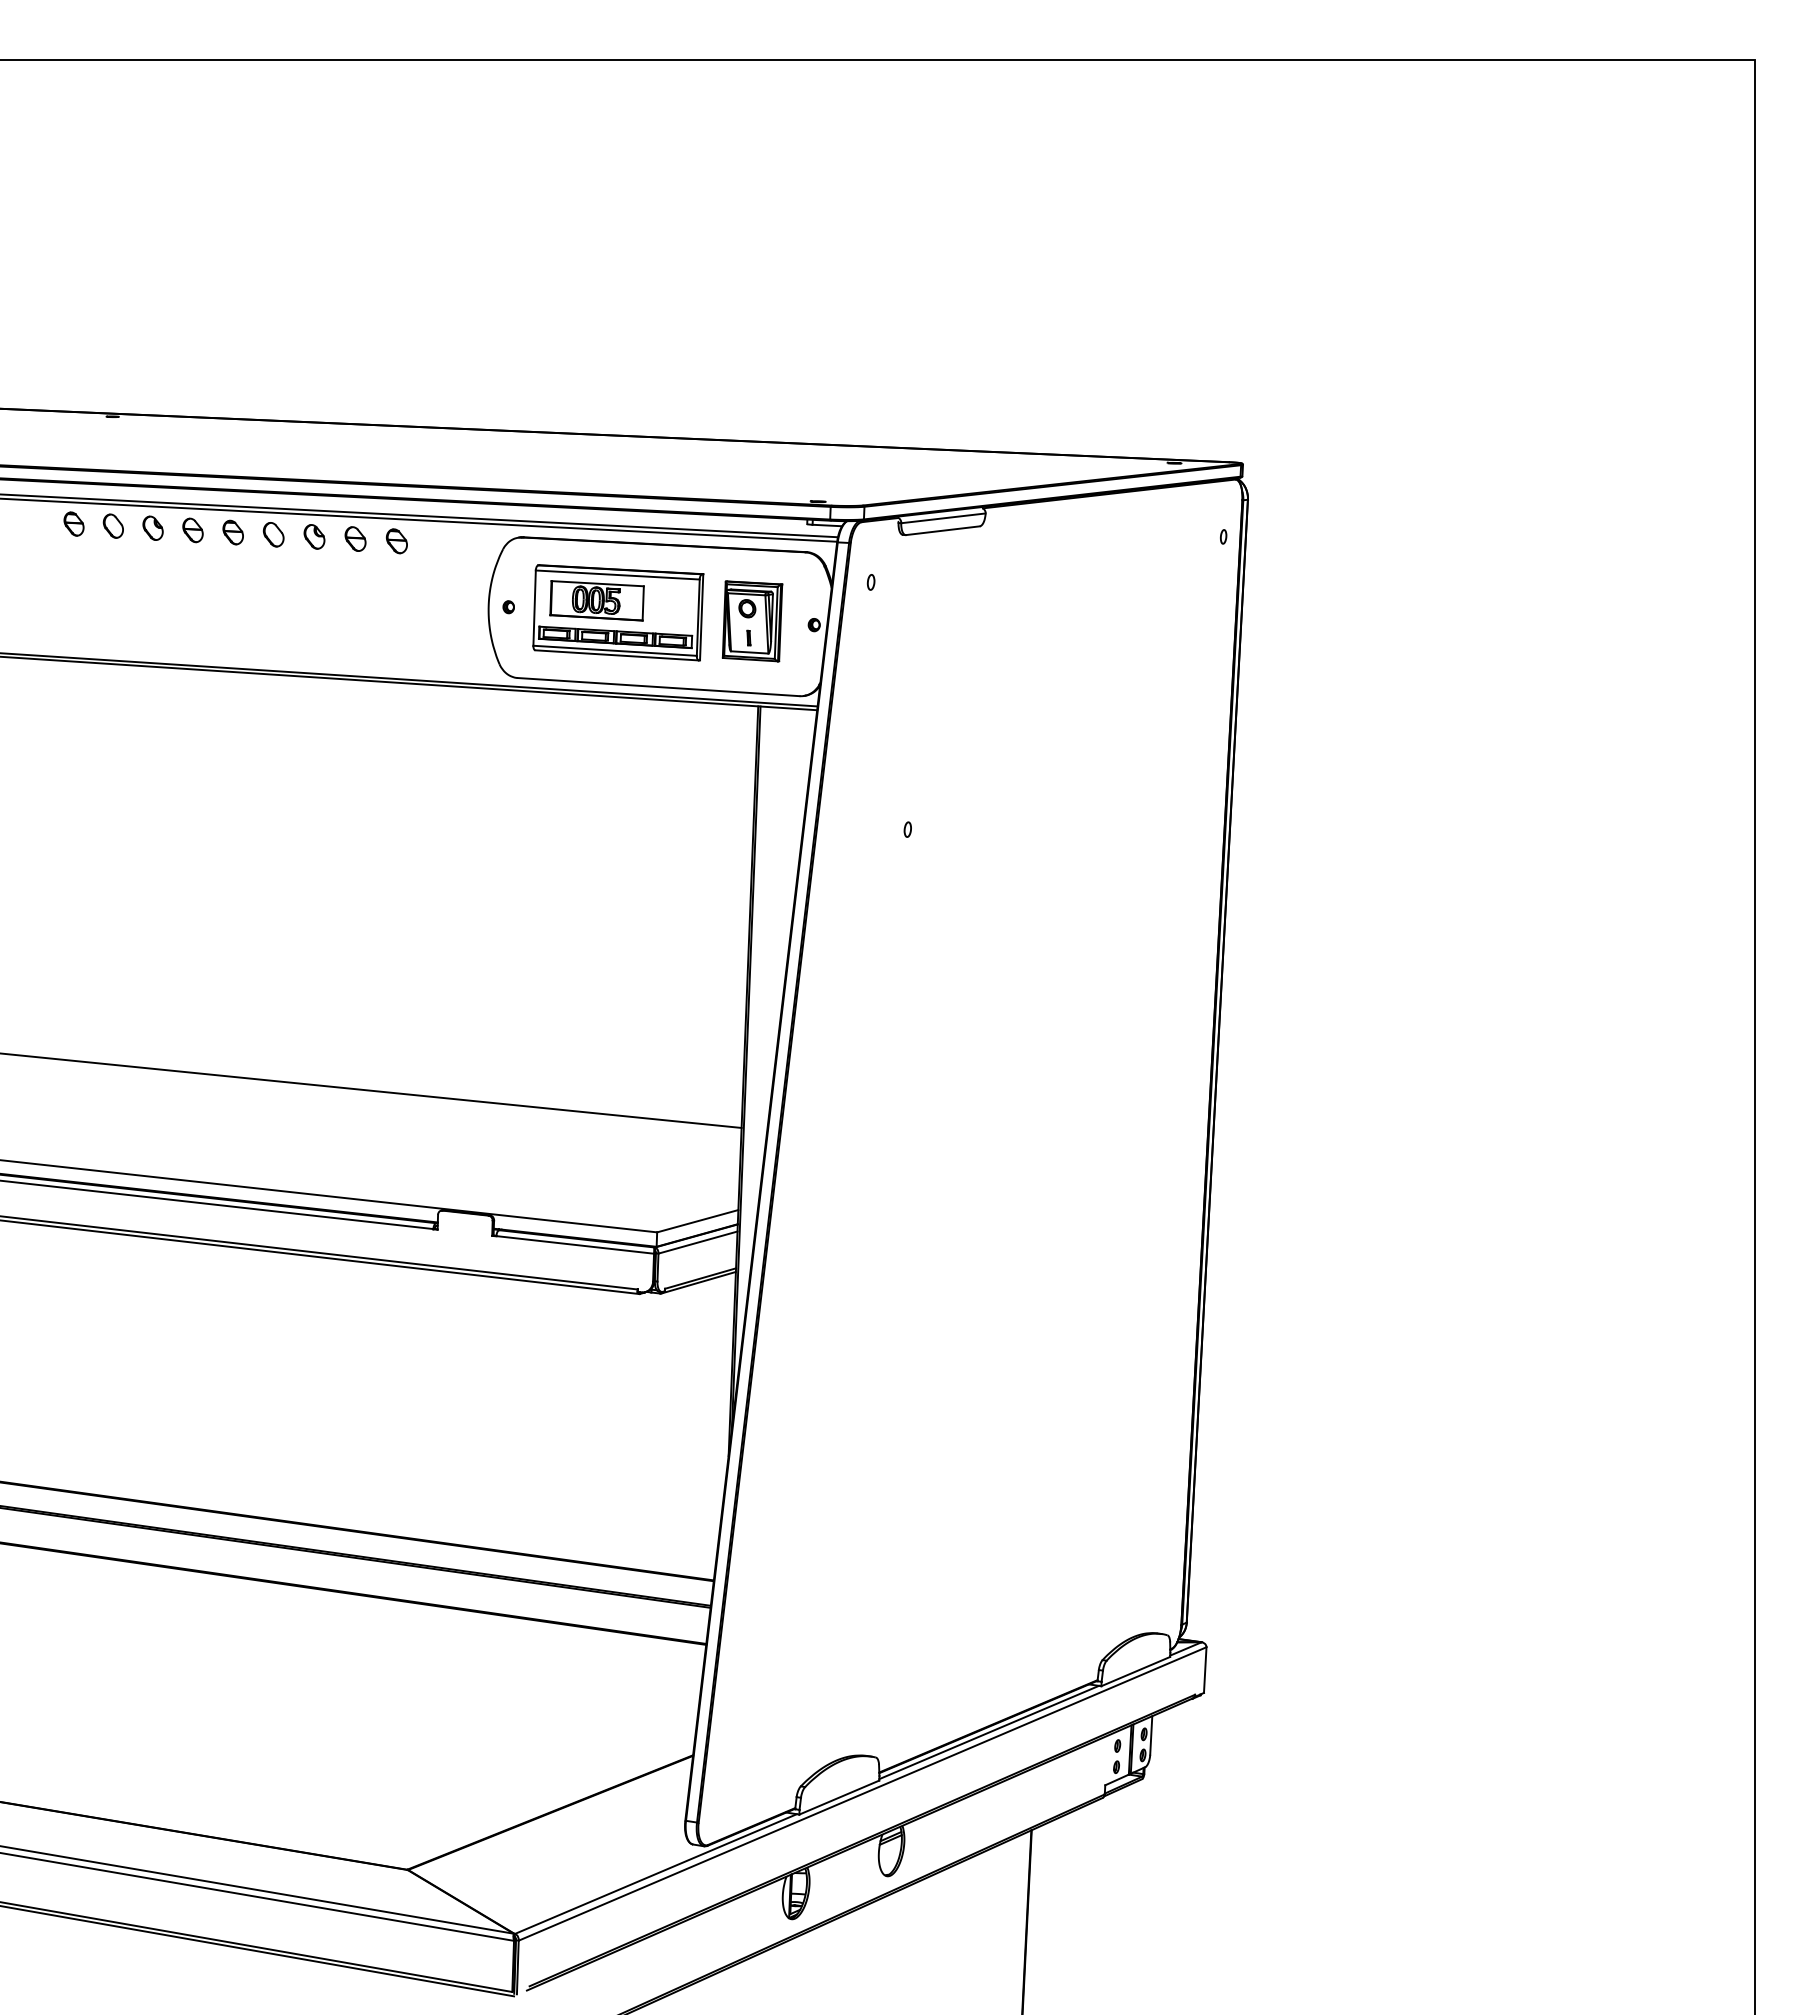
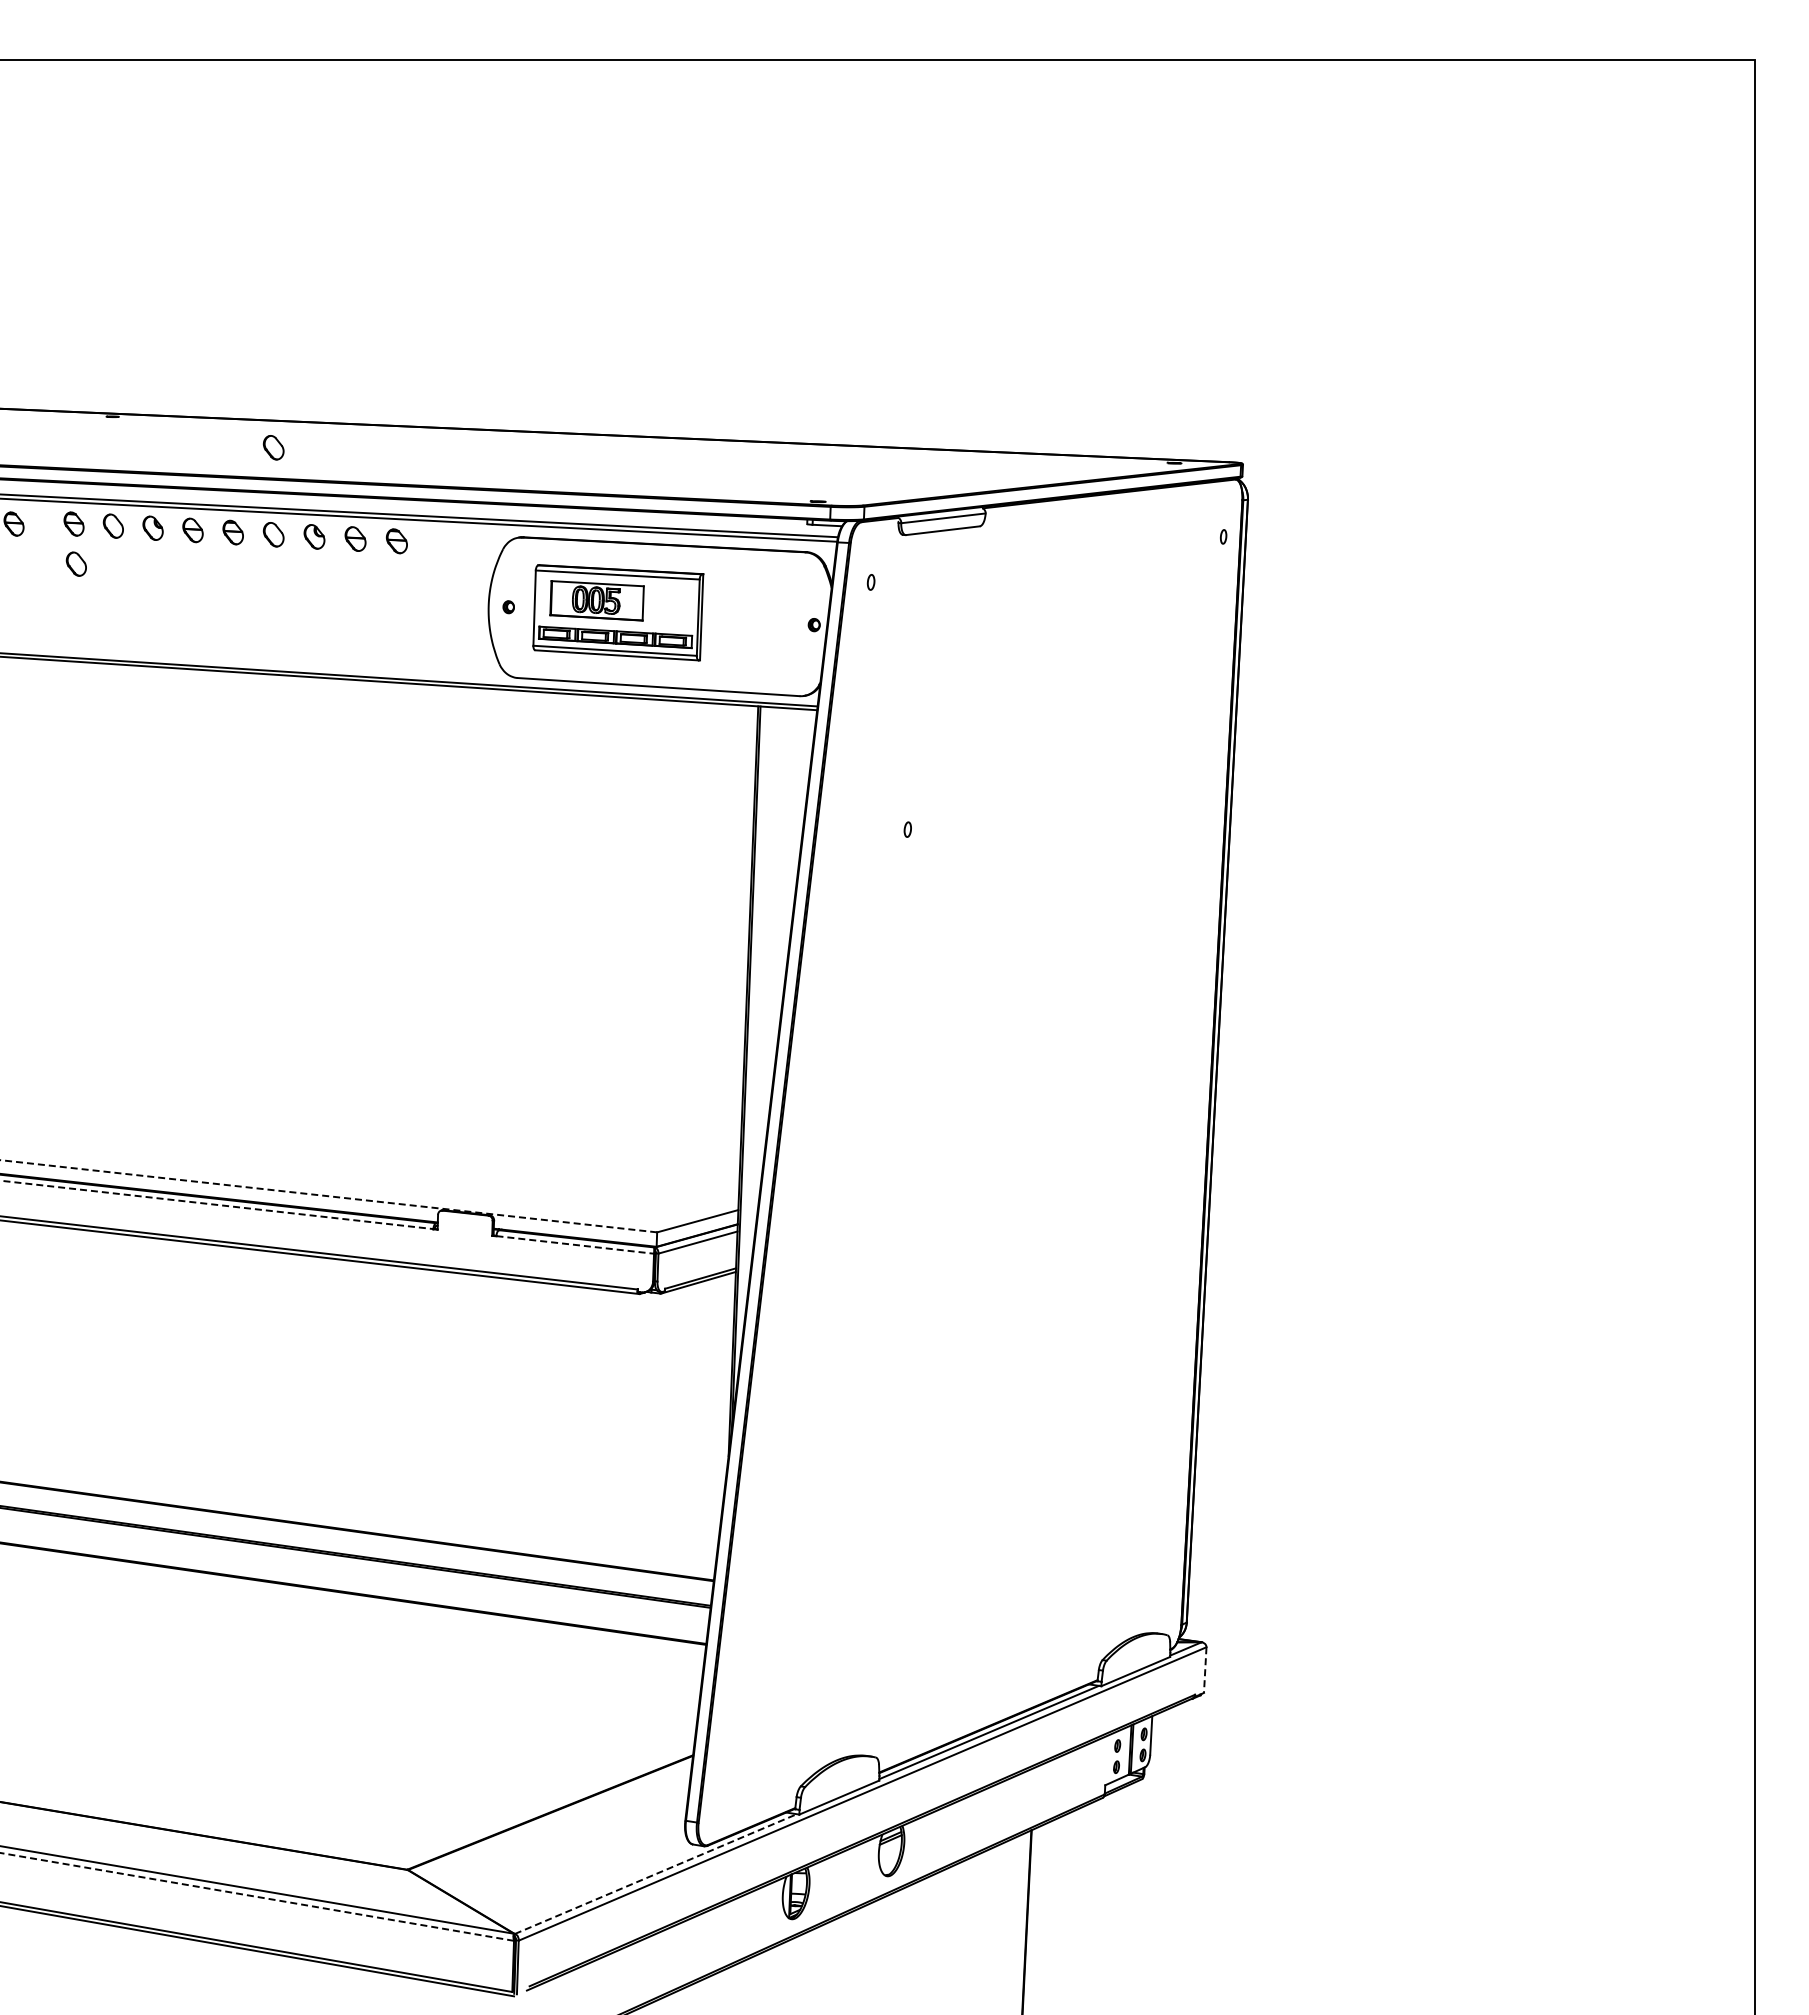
part: none -> present (273, 447)
part: none -> present (13, 523)
part: none -> present (75, 563)
part: present -> none (752, 621)
line: present -> none (371, 1090)
line: solid -> dashed (328, 1196)
line: solid -> dashed (216, 1204)
line: solid -> dashed (575, 1244)
line: solid -> dashed (1205, 1670)
line: solid -> dashed (656, 1873)
line: solid -> dashed (256, 1896)
